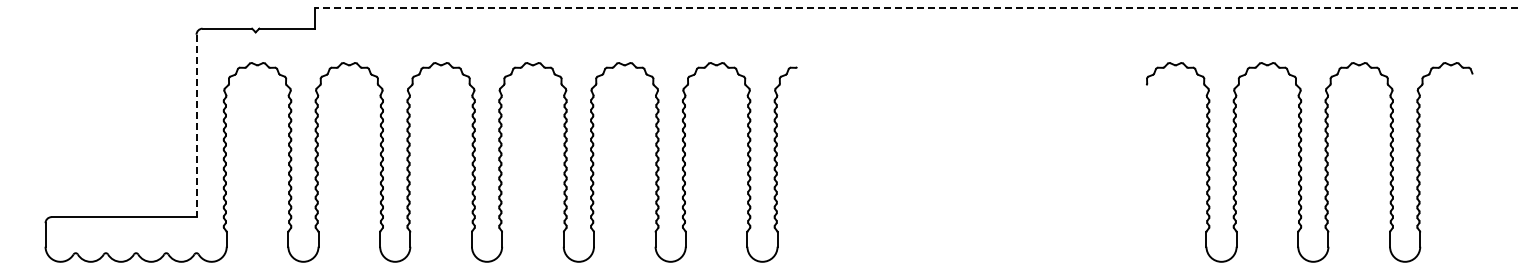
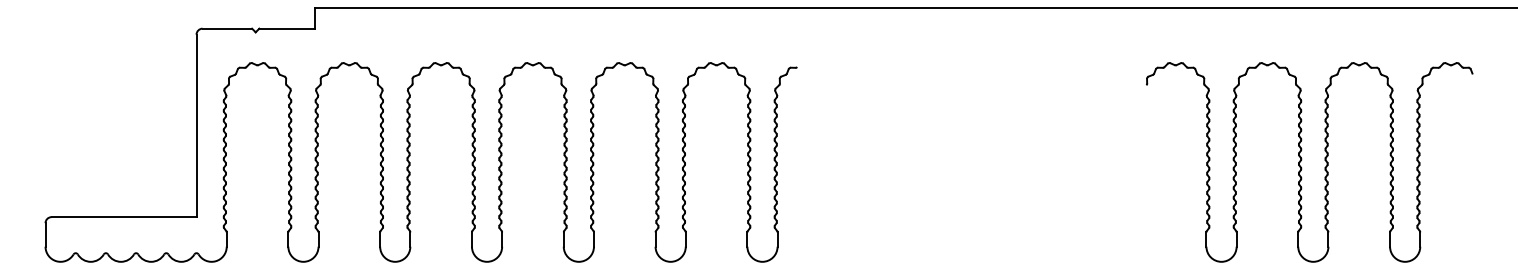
line: dashed -> solid (915, 8)
line: dashed -> solid (196, 126)
